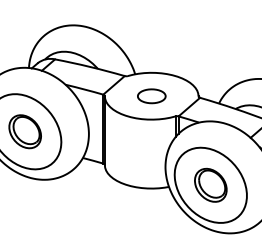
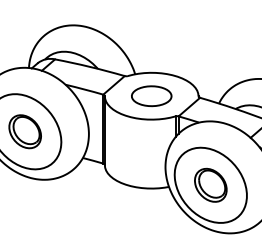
part size: 30x17 px -> 42x23 px (151, 96)
